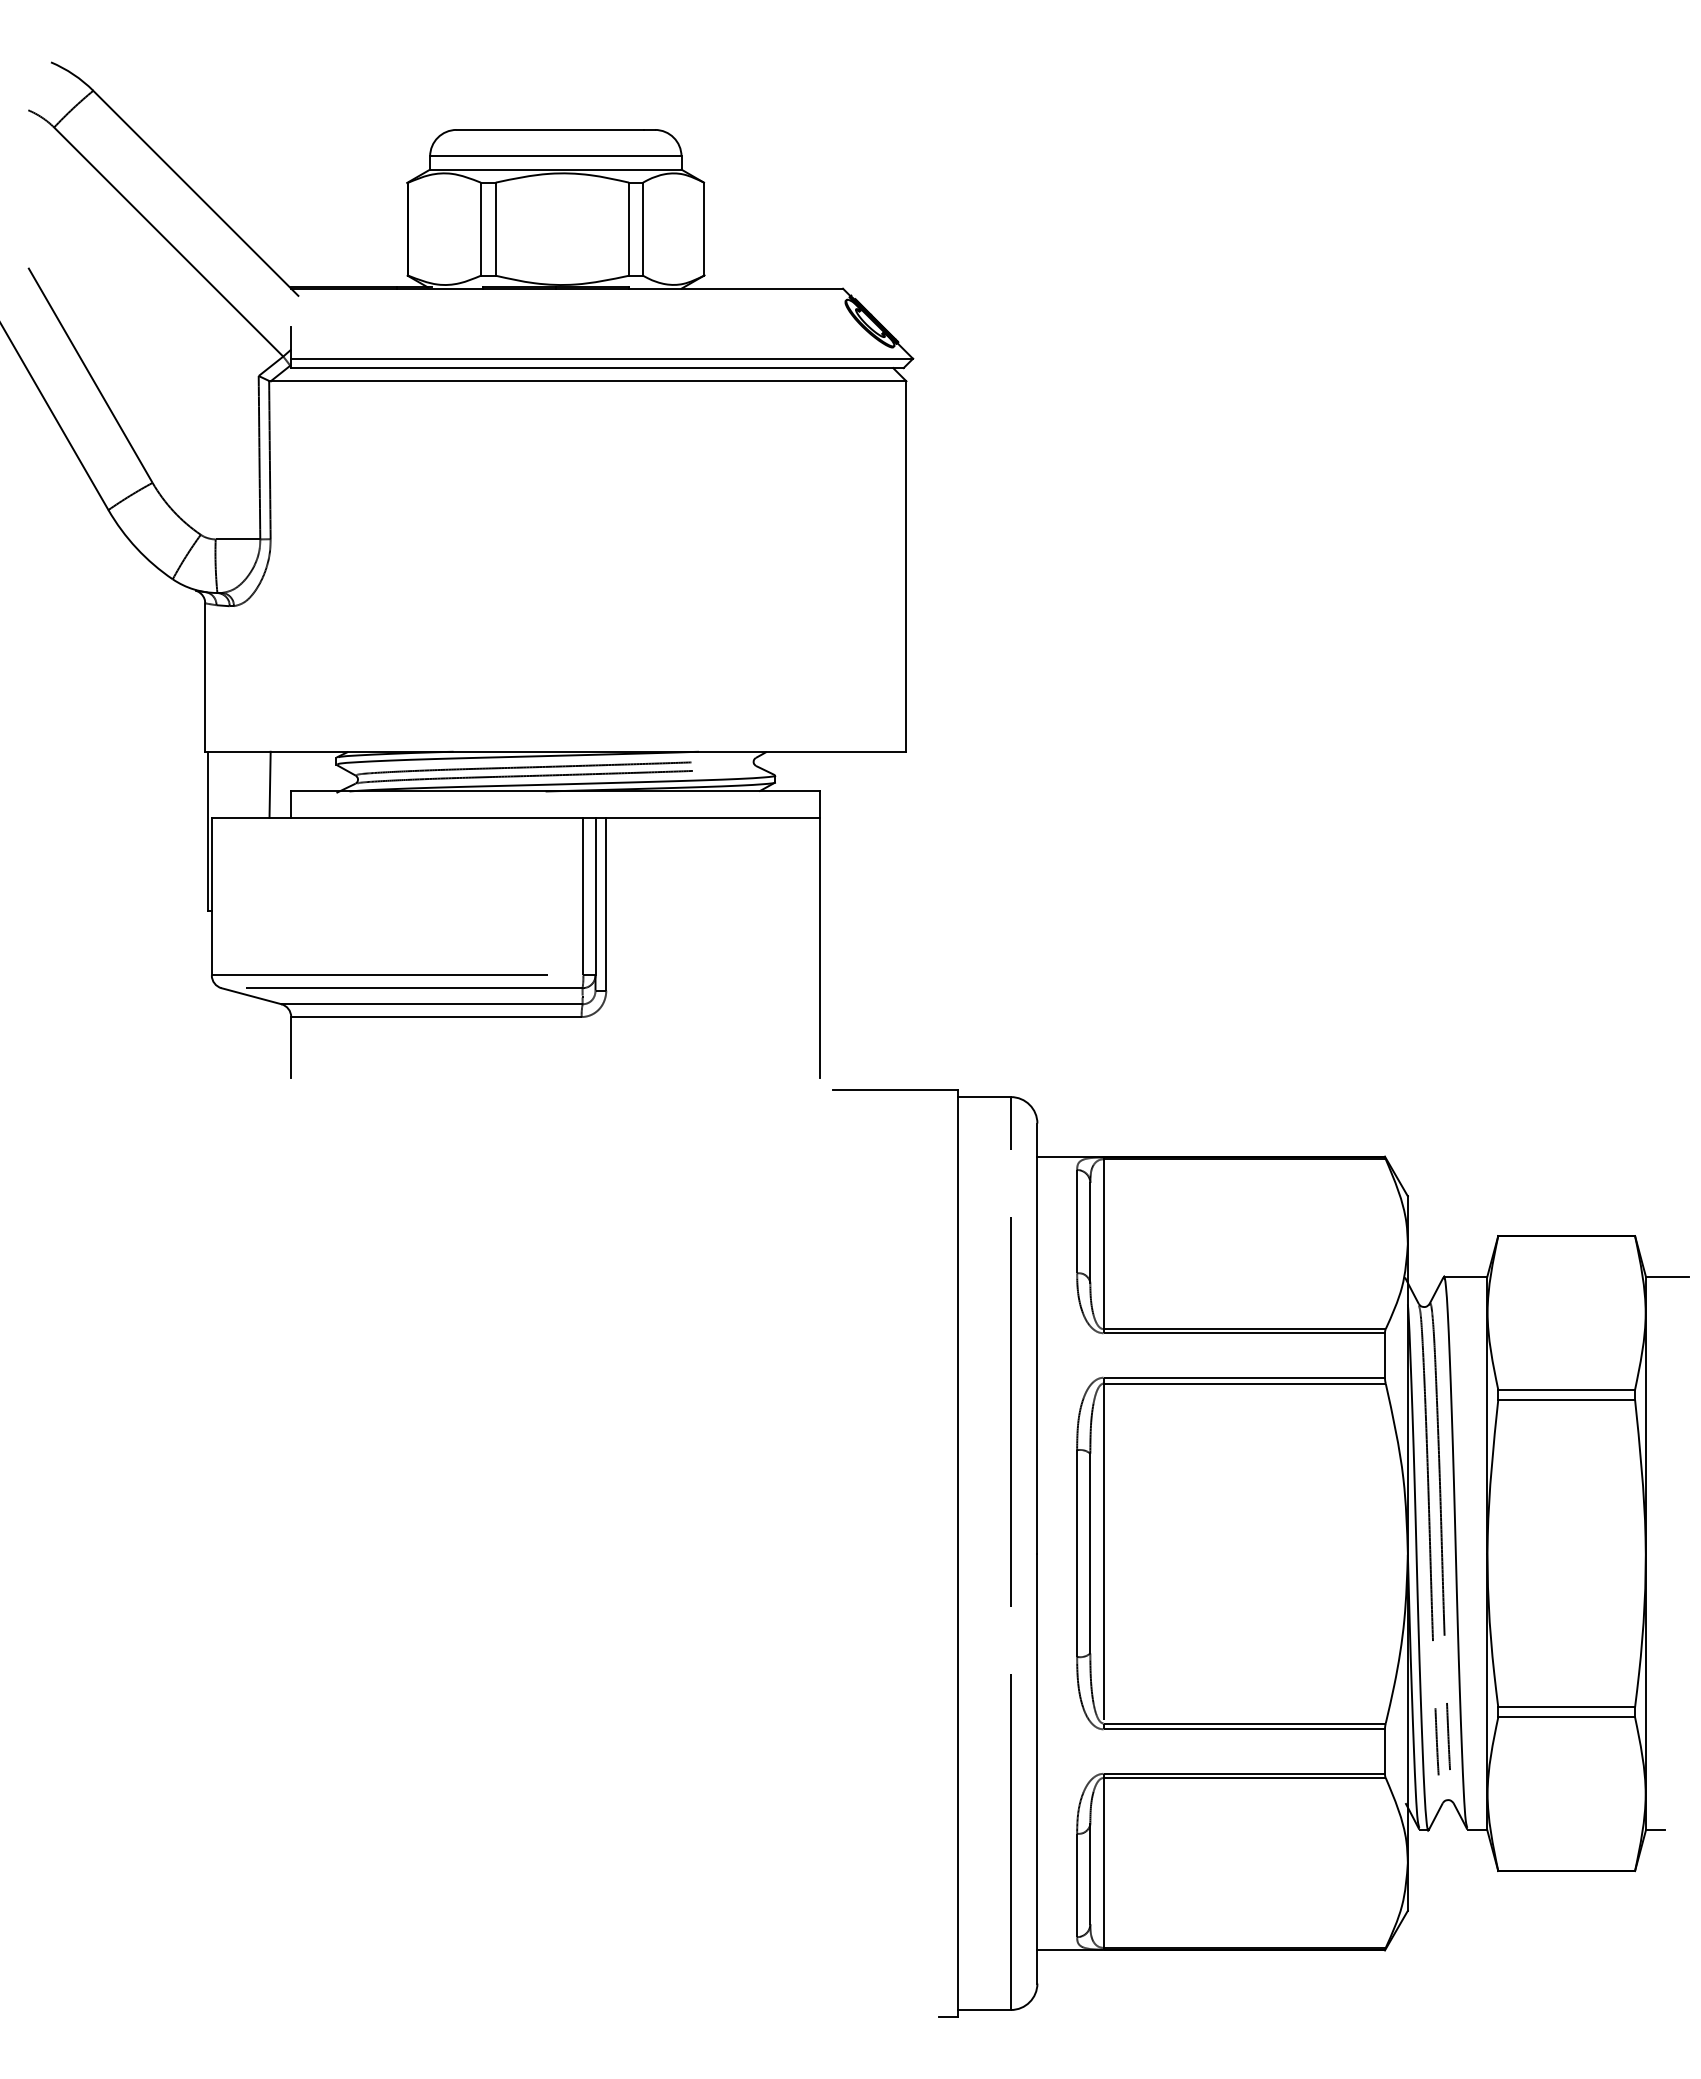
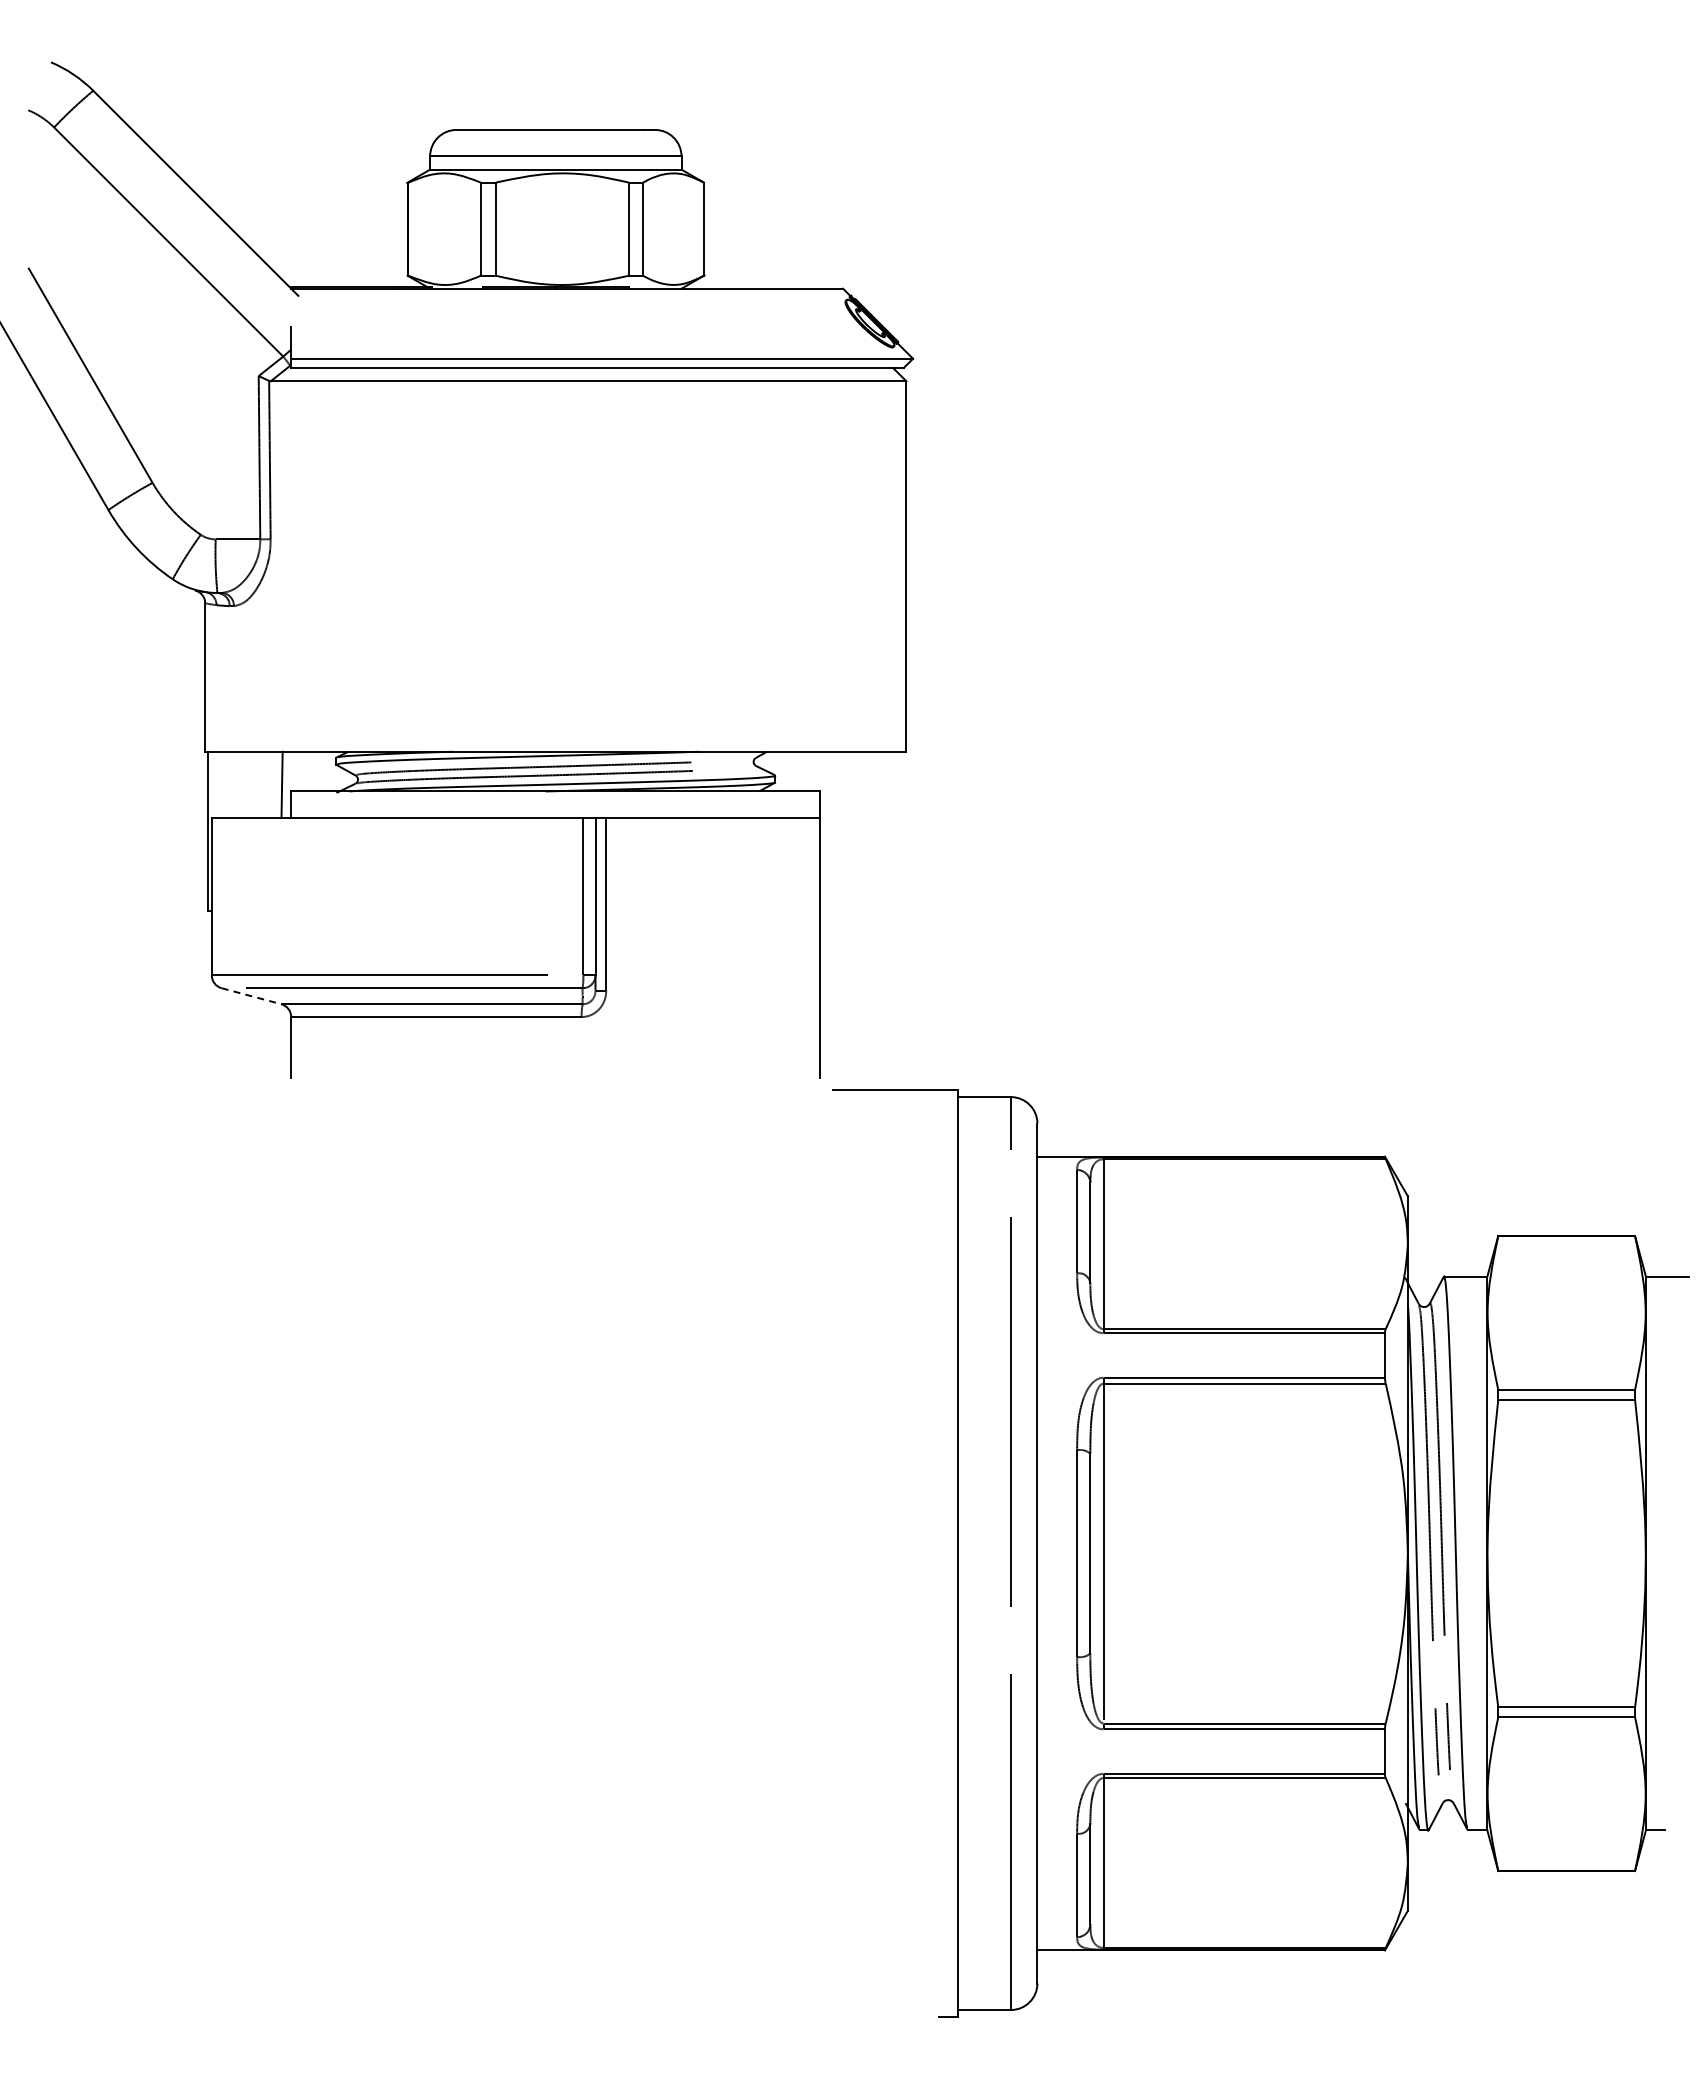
line position: (269, 784) -> (281, 784) (281, 784)
line: solid -> dashed (251, 996)
